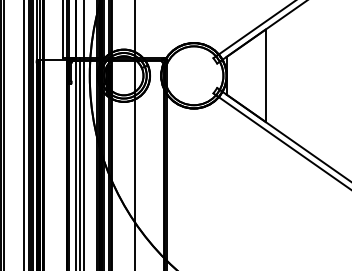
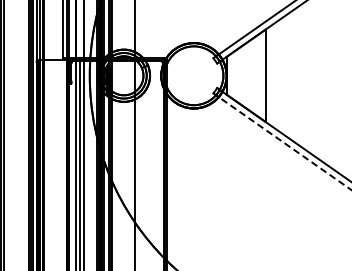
line: present -> none (24, 134)
line: solid -> dashed (285, 143)
